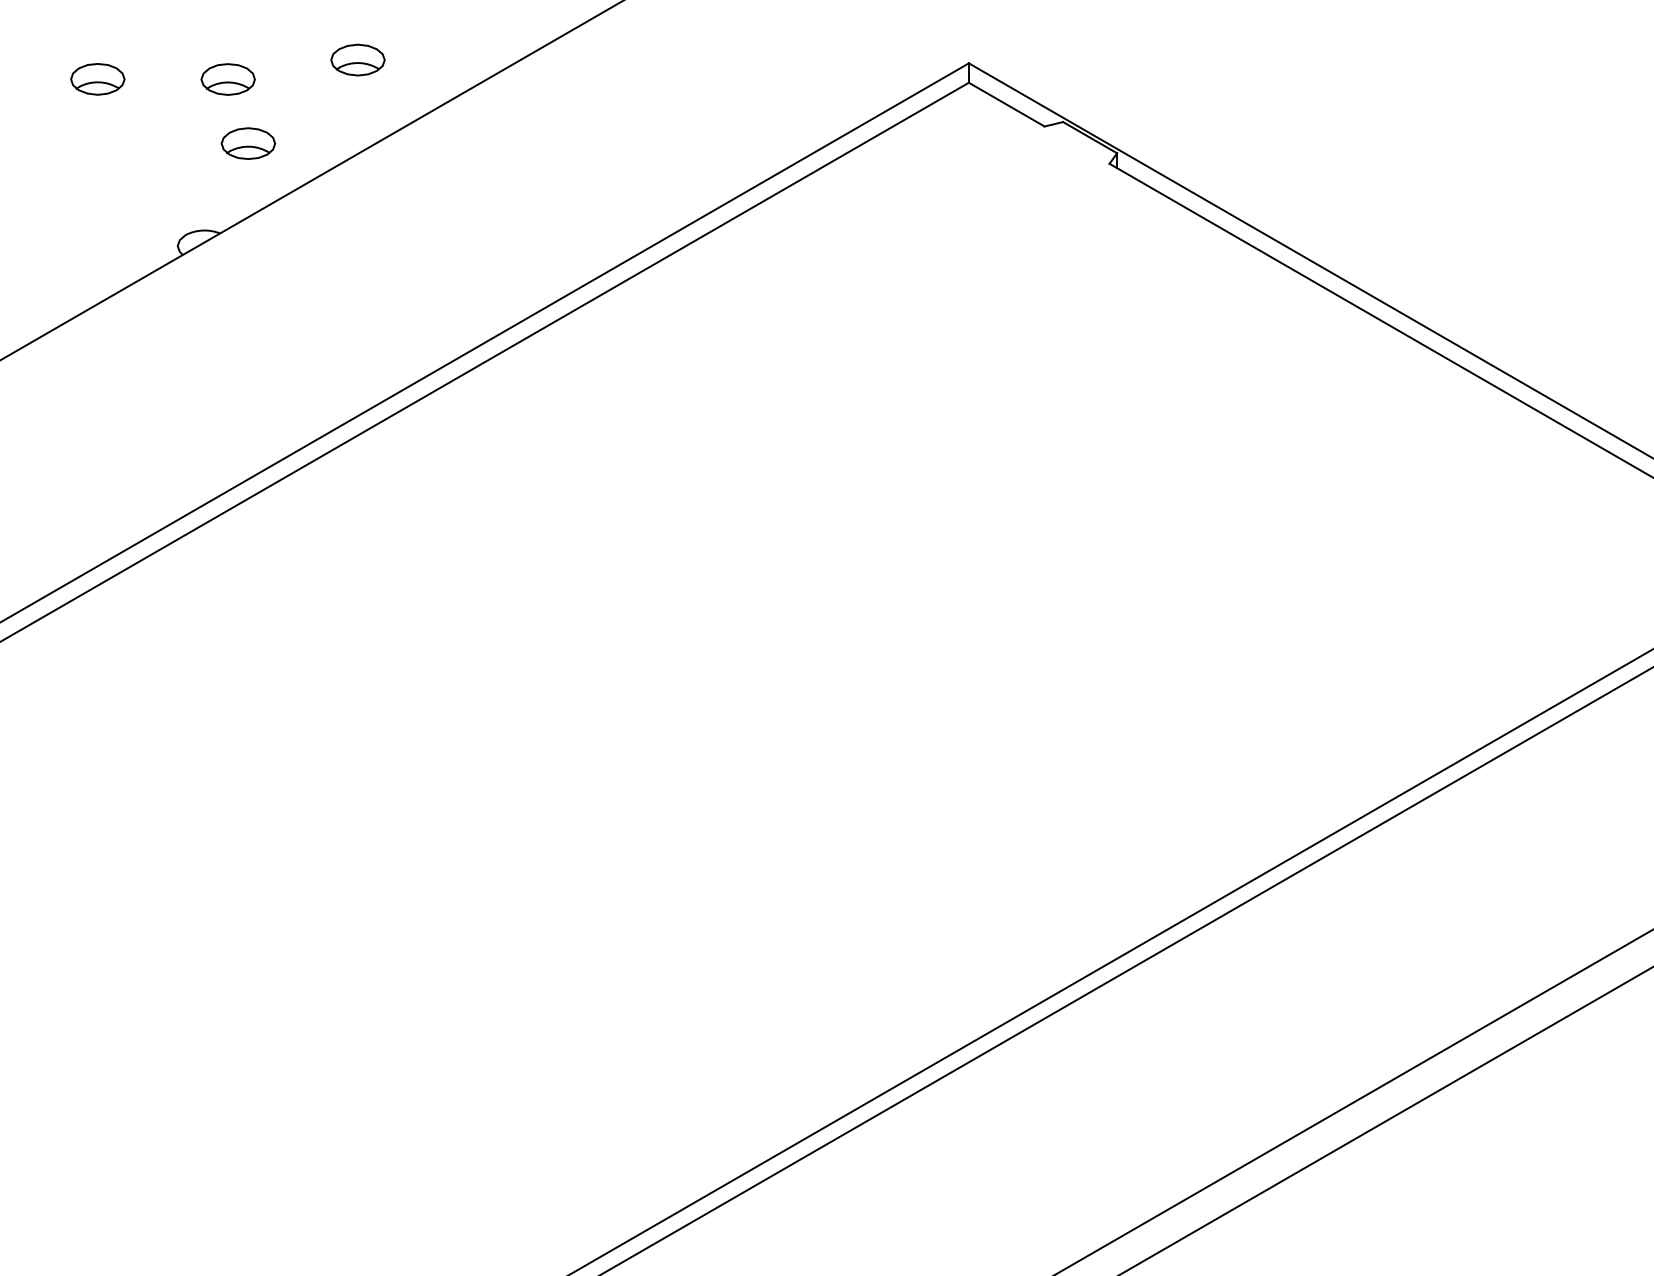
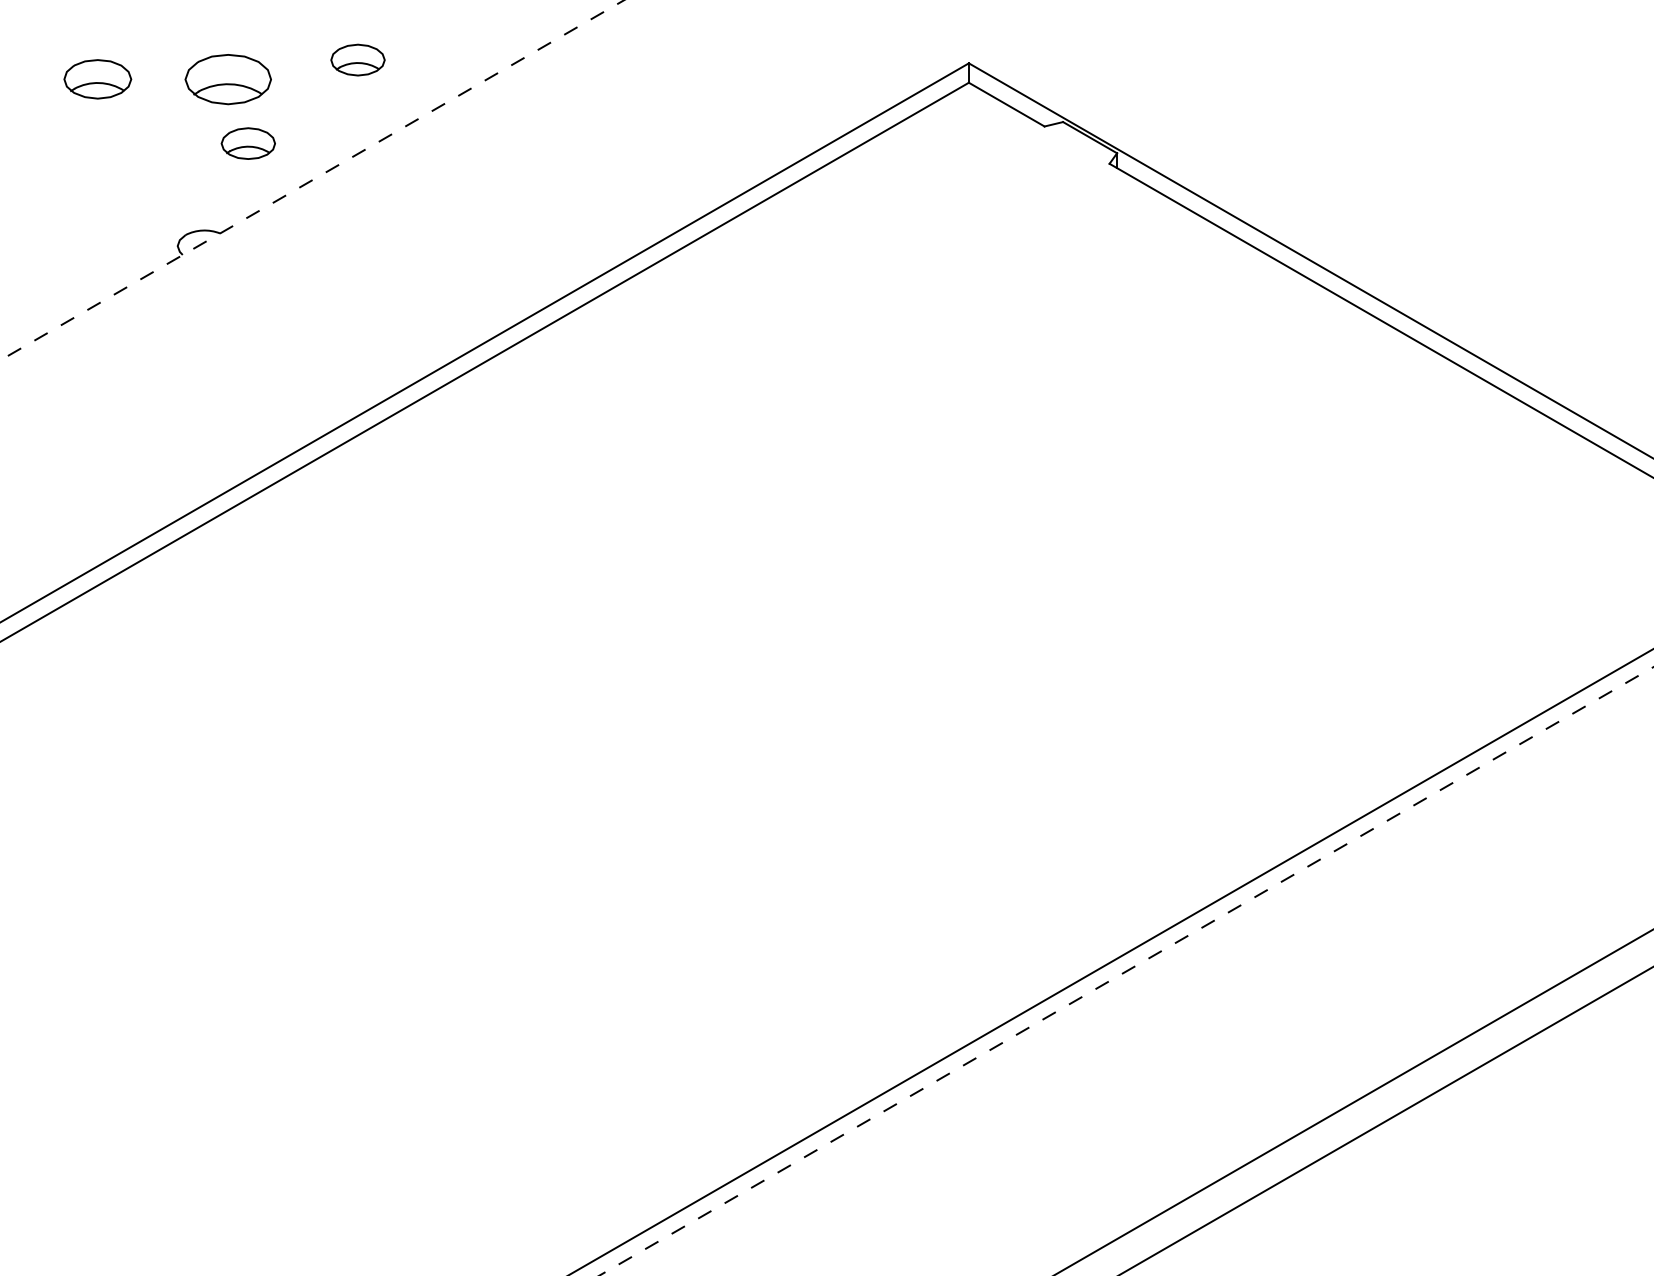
part size: 56x33 px -> 70x41 px (97, 79)
part size: 56x33 px -> 88x52 px (227, 79)
line: solid -> dashed (312, 180)
line: solid -> dashed (1126, 971)
